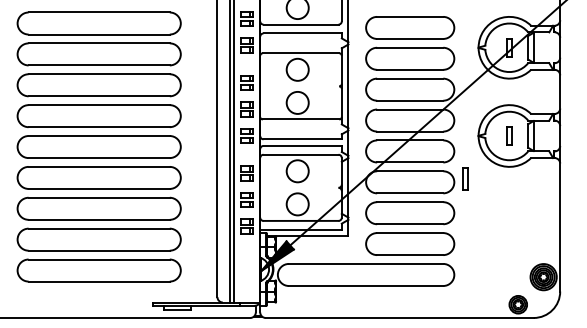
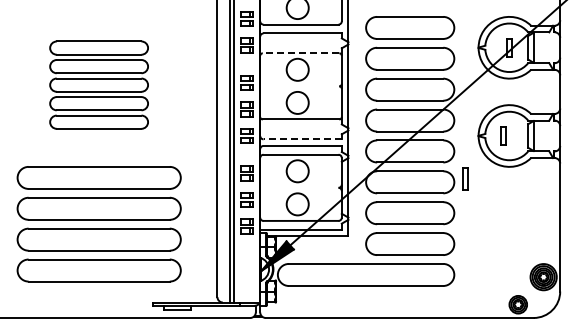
line: solid -> dashed (300, 53)
part size: 166x148 px -> 100x90 px (98, 84)
part position: (509, 135) -> (503, 135) (503, 135)
line: solid -> dashed (302, 139)
